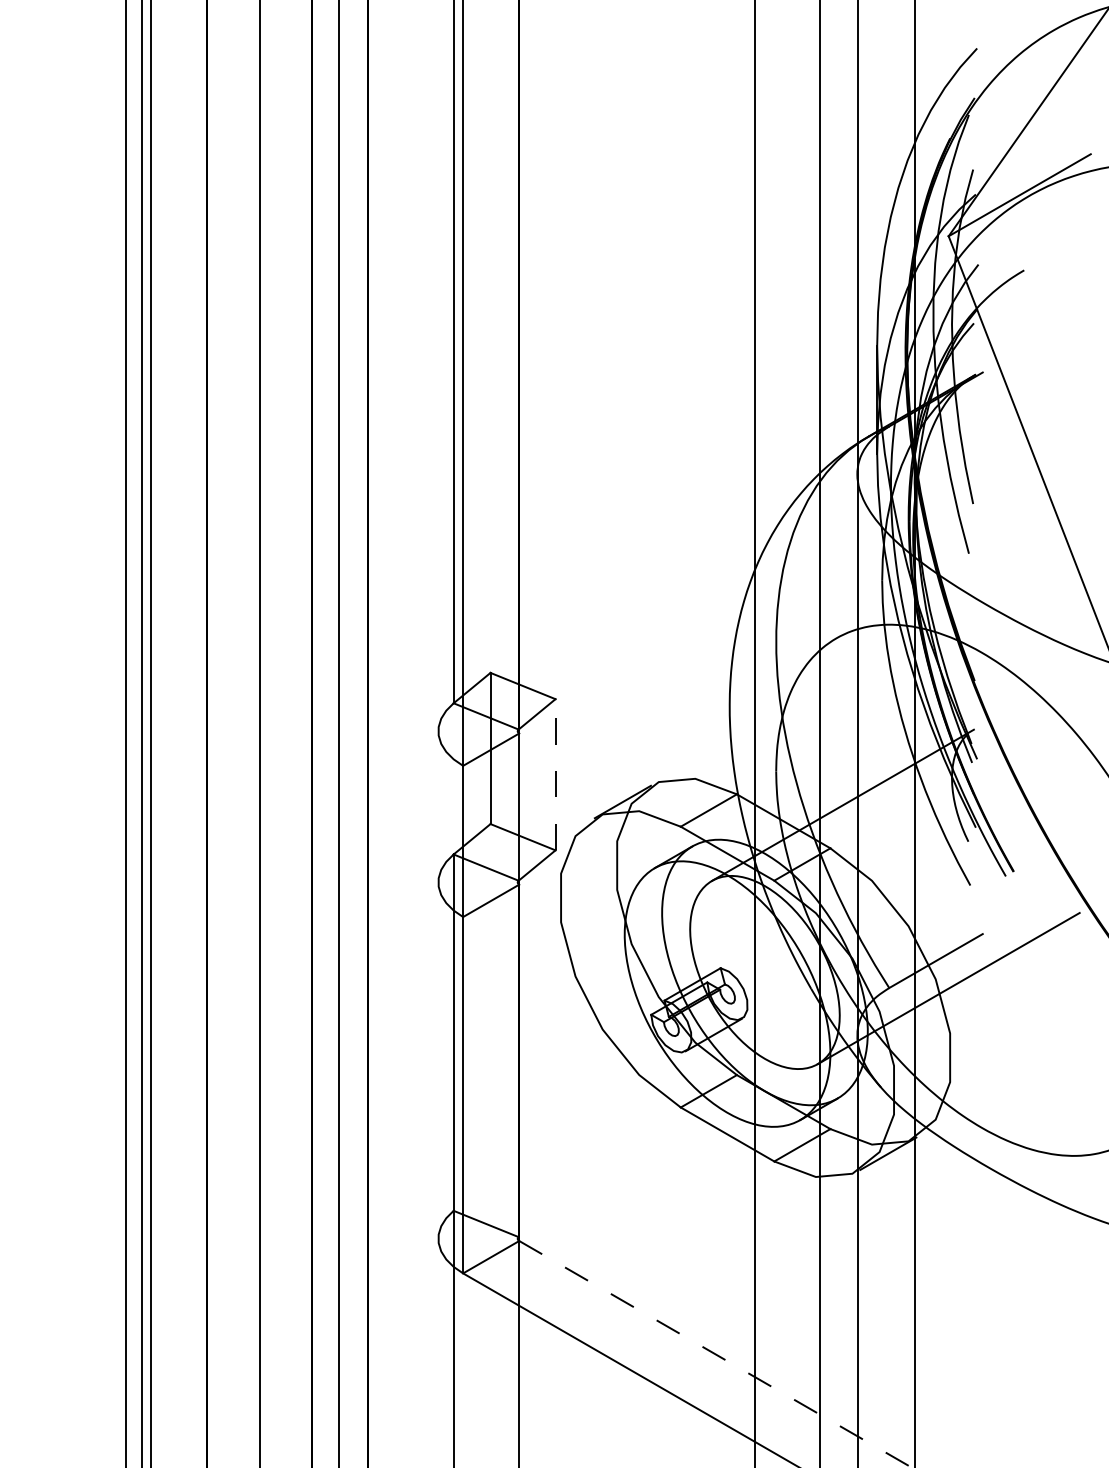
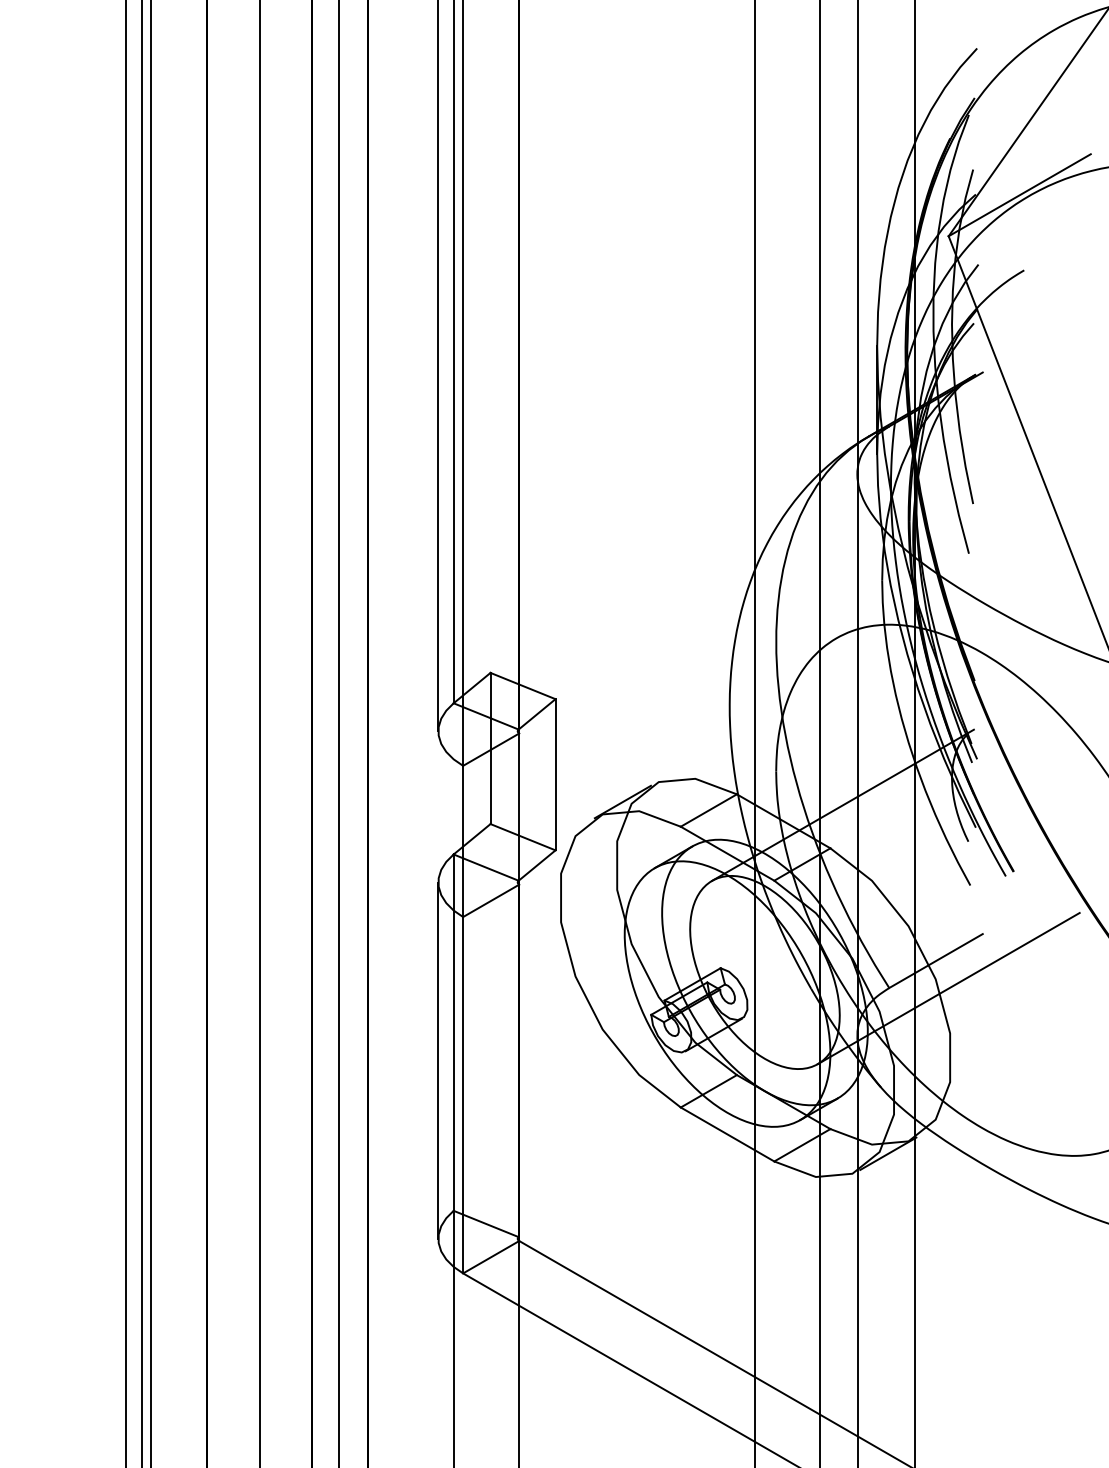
line: none -> present (438, 366)
line: dashed -> solid (555, 774)
line: none -> present (438, 1060)
line: dashed -> solid (715, 1354)
